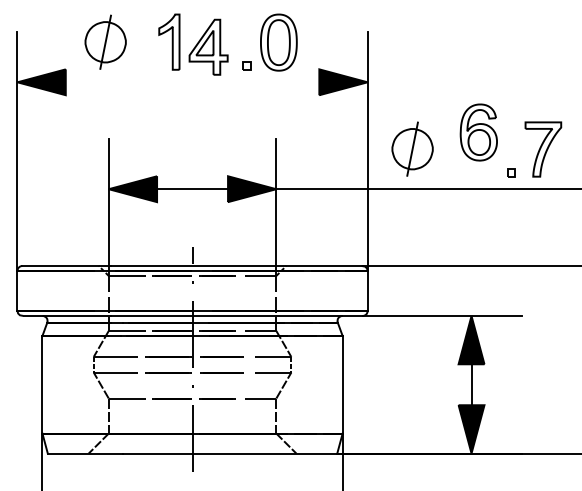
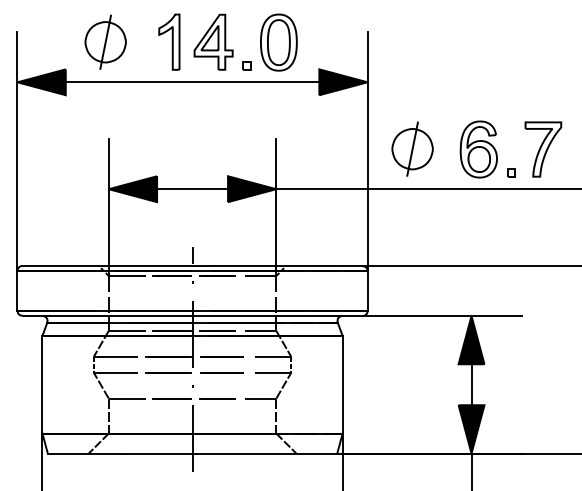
part position: (208, 46) -> (213, 41) (213, 41)
line: none -> present (192, 82)
part position: (478, 132) -> (478, 149) (478, 149)
line: none -> present (471, 470)
